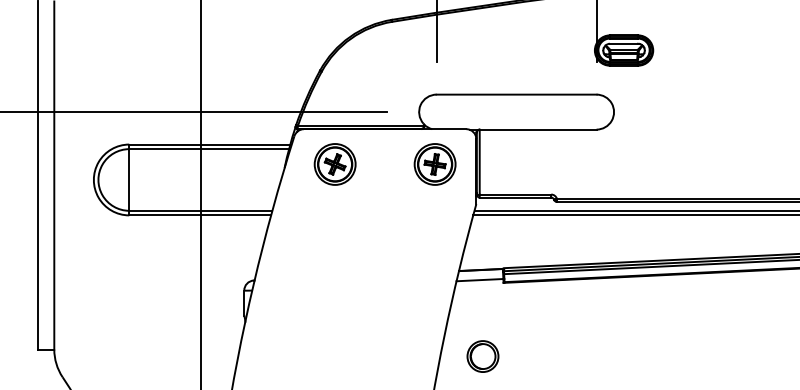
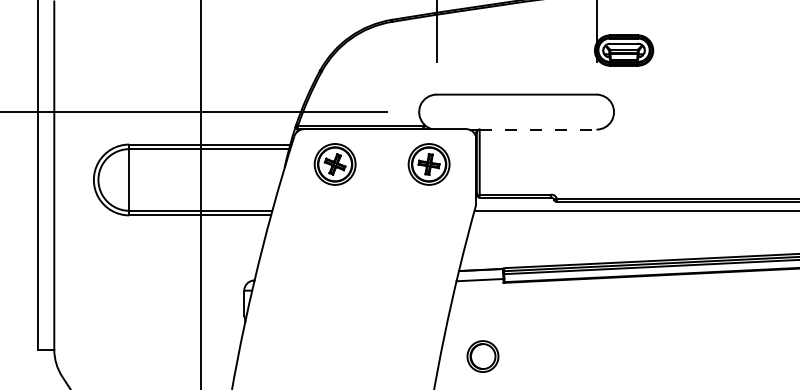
line: solid -> dashed (538, 129)
part position: (434, 164) -> (428, 164) (428, 164)
line: present -> none (634, 215)
